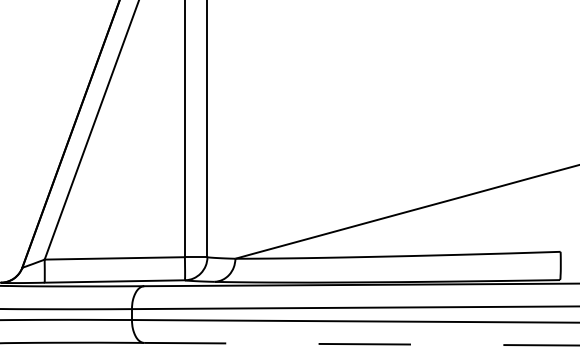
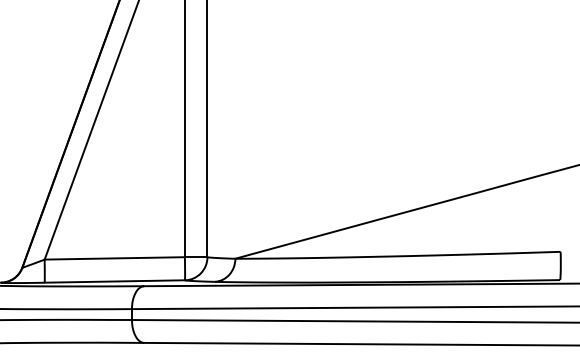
line: dashed -> solid (361, 344)
